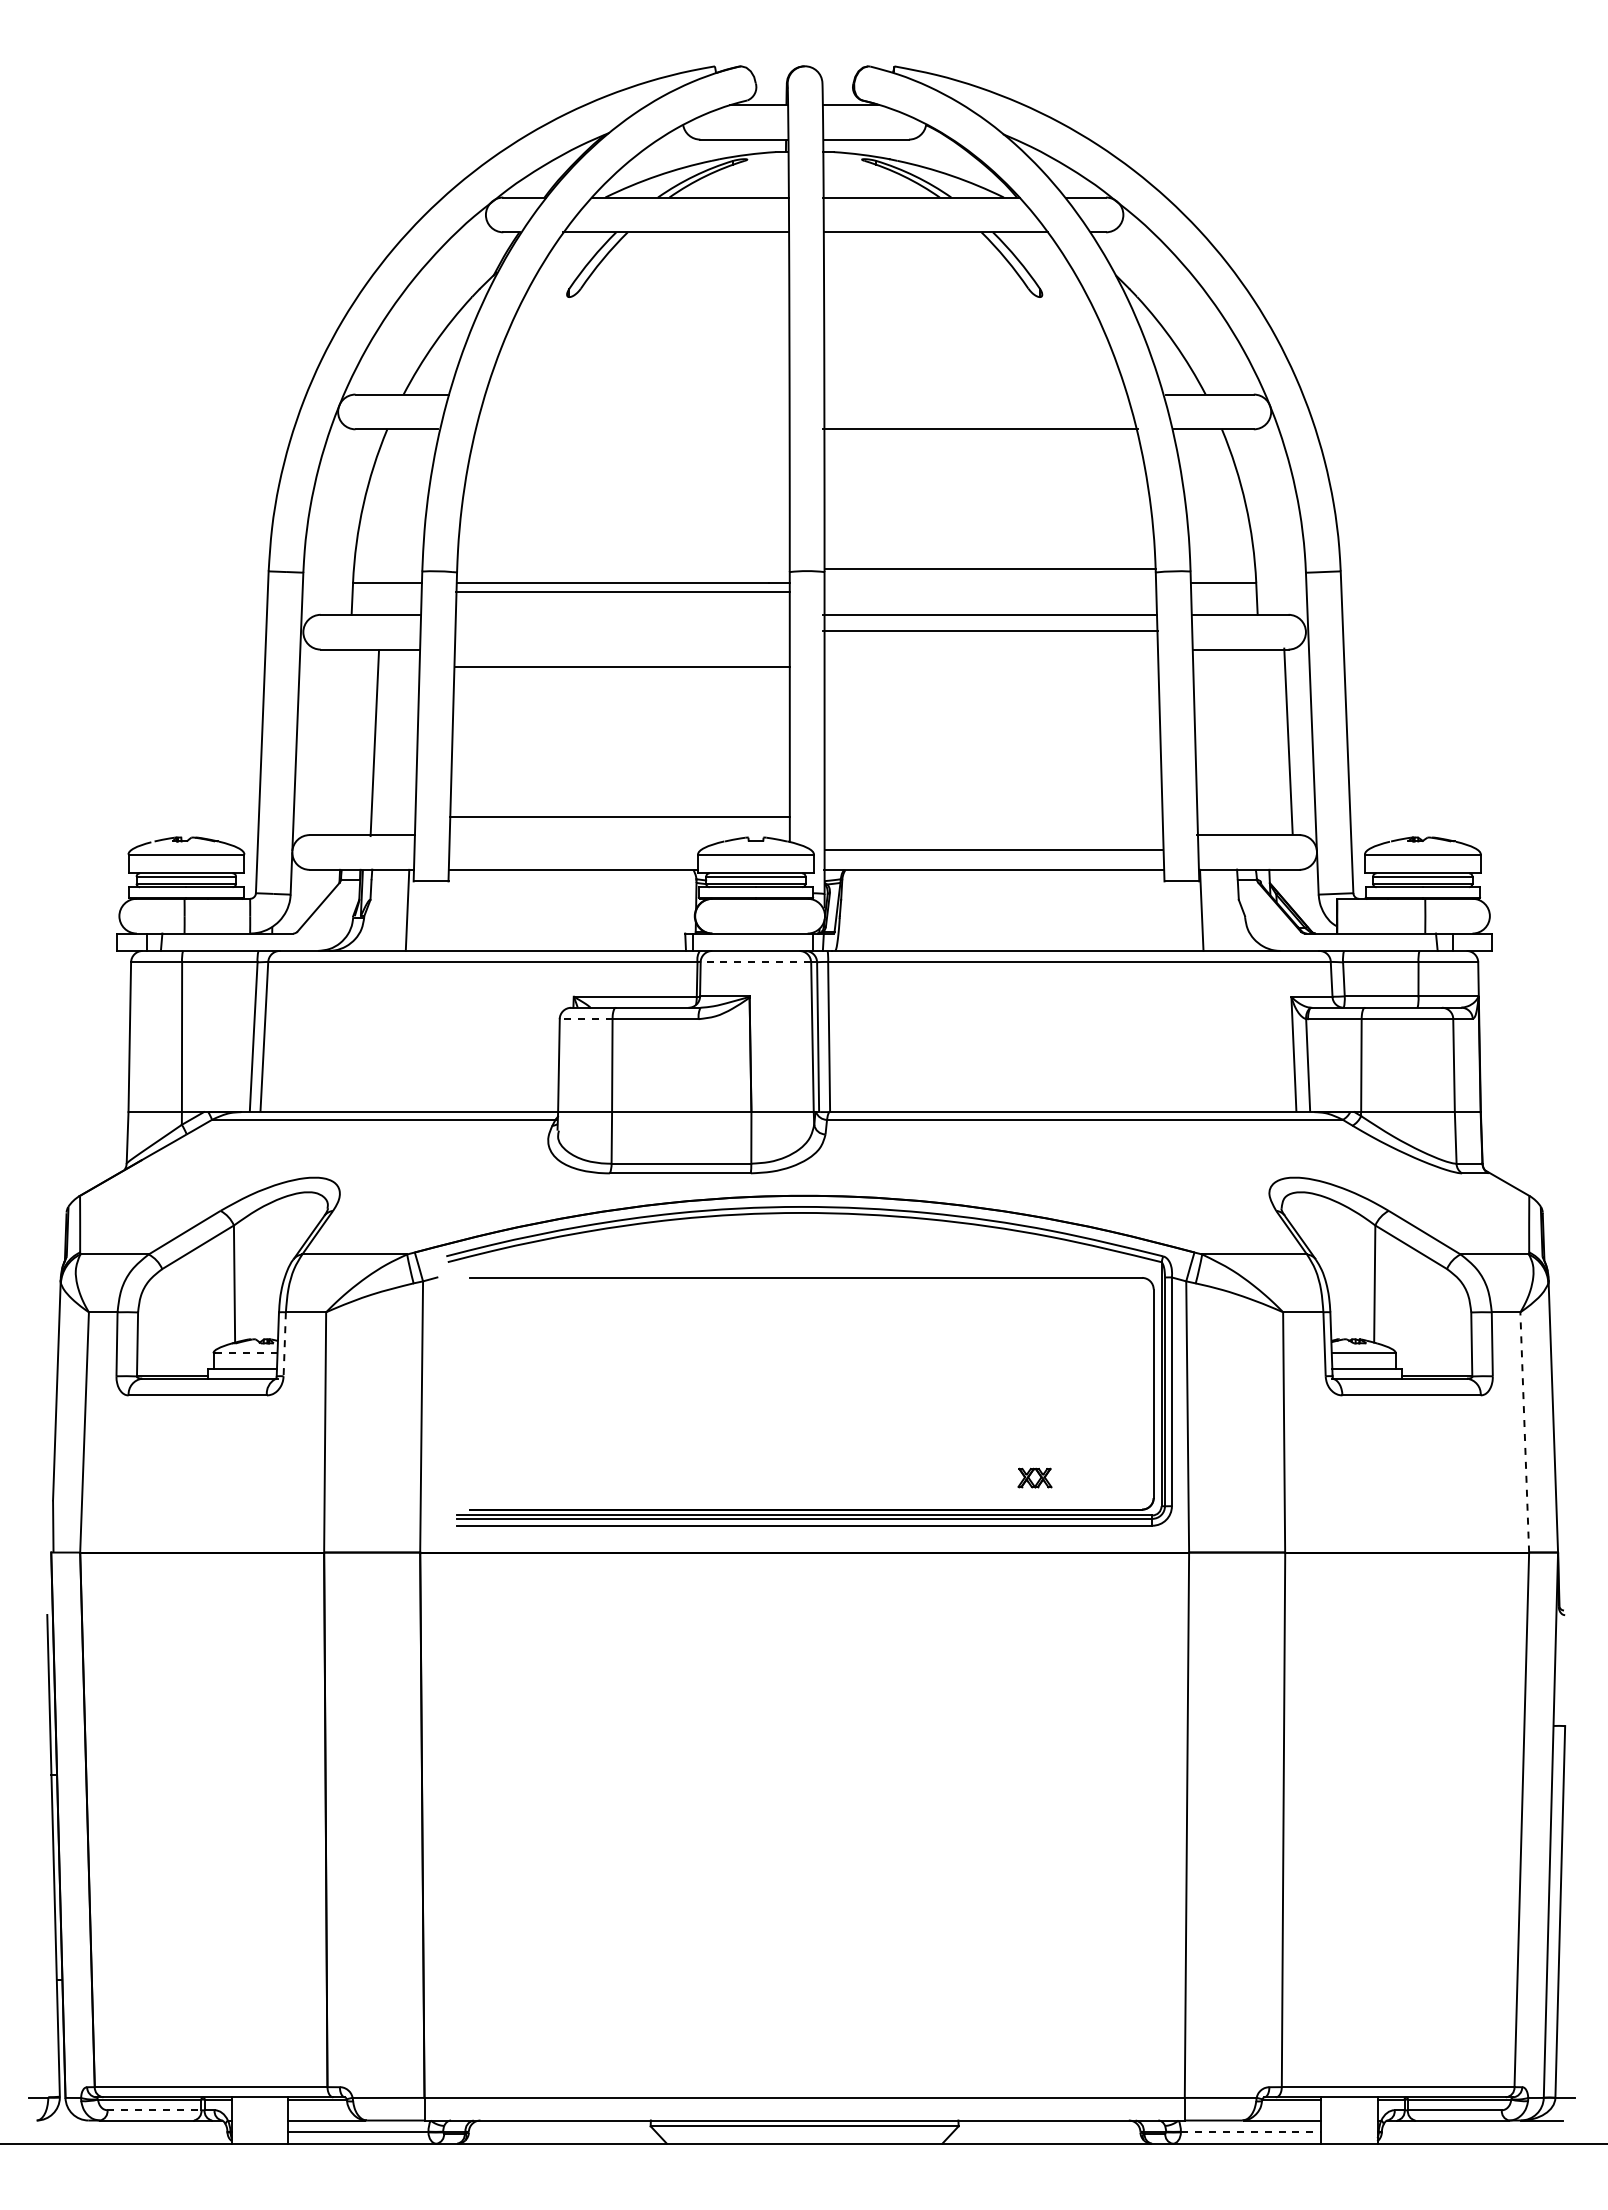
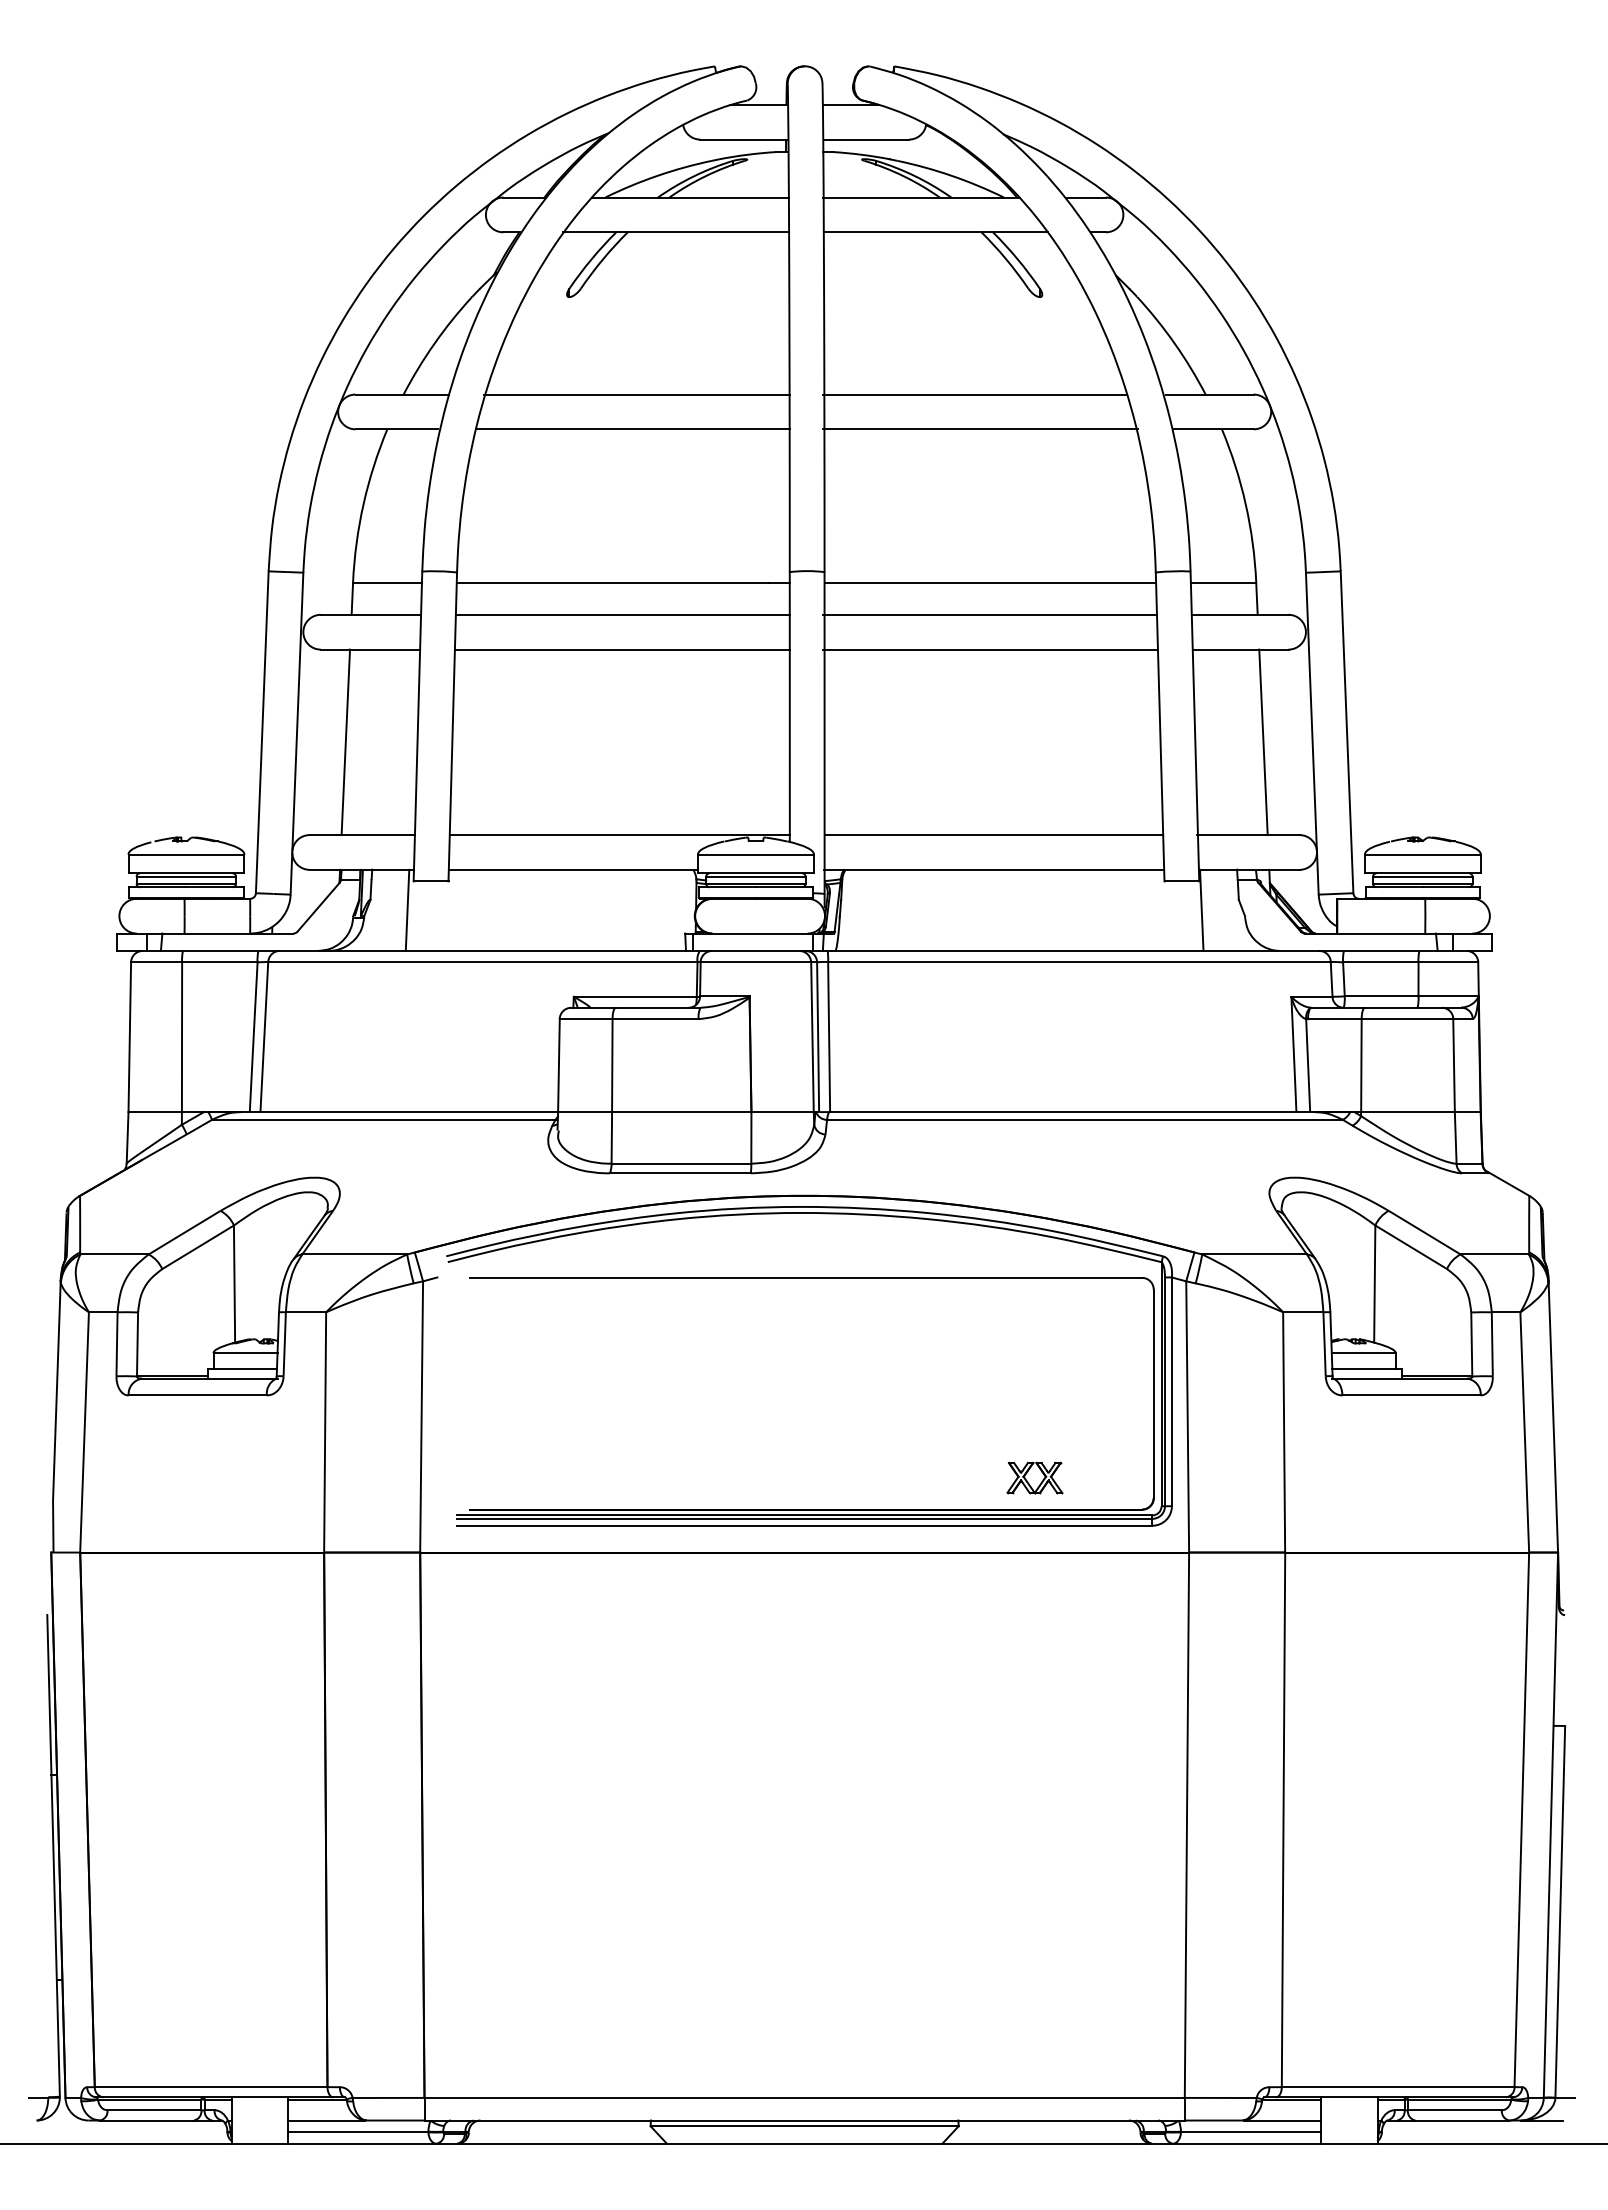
line: none -> present (636, 394)
line: none -> present (974, 394)
line: none -> present (632, 429)
line position: (990, 568) -> (990, 582) (990, 582)
line position: (622, 591) -> (622, 614) (622, 614)
line position: (990, 630) -> (990, 649) (990, 649)
line position: (621, 666) -> (621, 649) (621, 649)
line position: (1288, 741) -> (1263, 742) (1263, 742)
line position: (374, 743) -> (345, 742) (345, 742)
line position: (619, 817) -> (619, 835) (619, 835)
line position: (993, 850) -> (993, 835) (993, 835)
line: dashed -> solid (755, 962)
line: dashed -> solid (585, 1019)
line: dashed -> solid (284, 1345)
line: dashed -> solid (246, 1353)
line: dashed -> solid (1524, 1431)
part size: 36x22 px -> 58x34 px (1034, 1477)
line: dashed -> solid (154, 2110)
line: dashed -> solid (1251, 2132)
